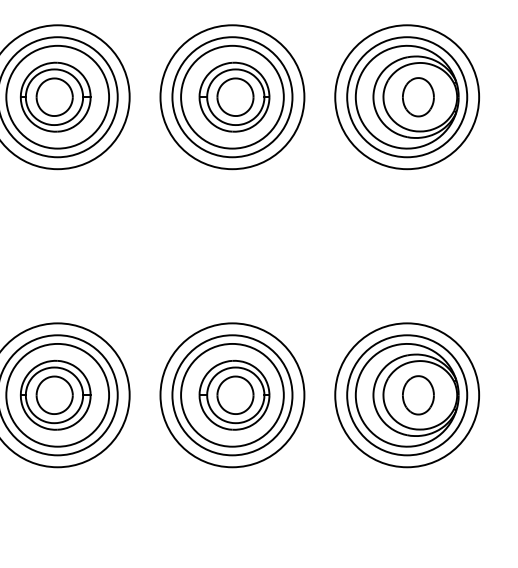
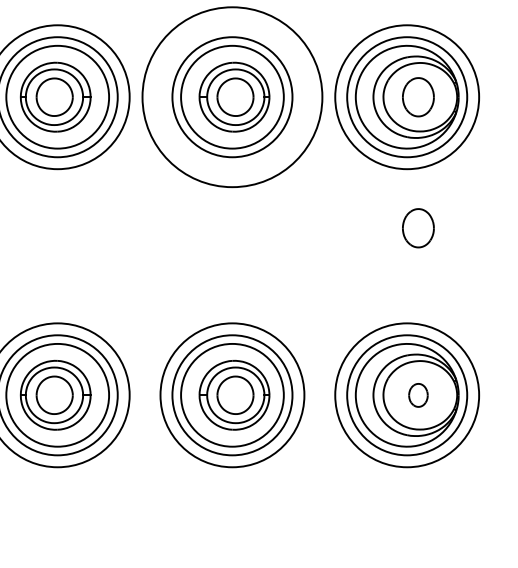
circle diameter: 144 px -> 180 px (232, 97)
part: none -> present (418, 228)
part size: 33x41 px -> 21x25 px (418, 395)
